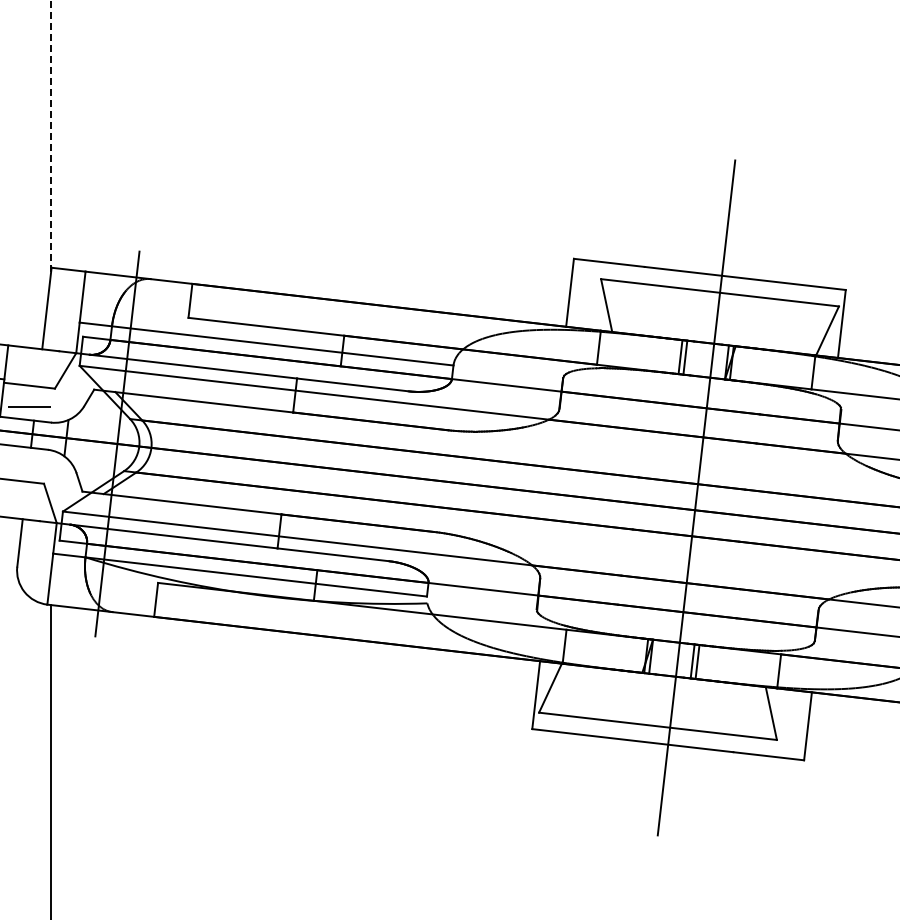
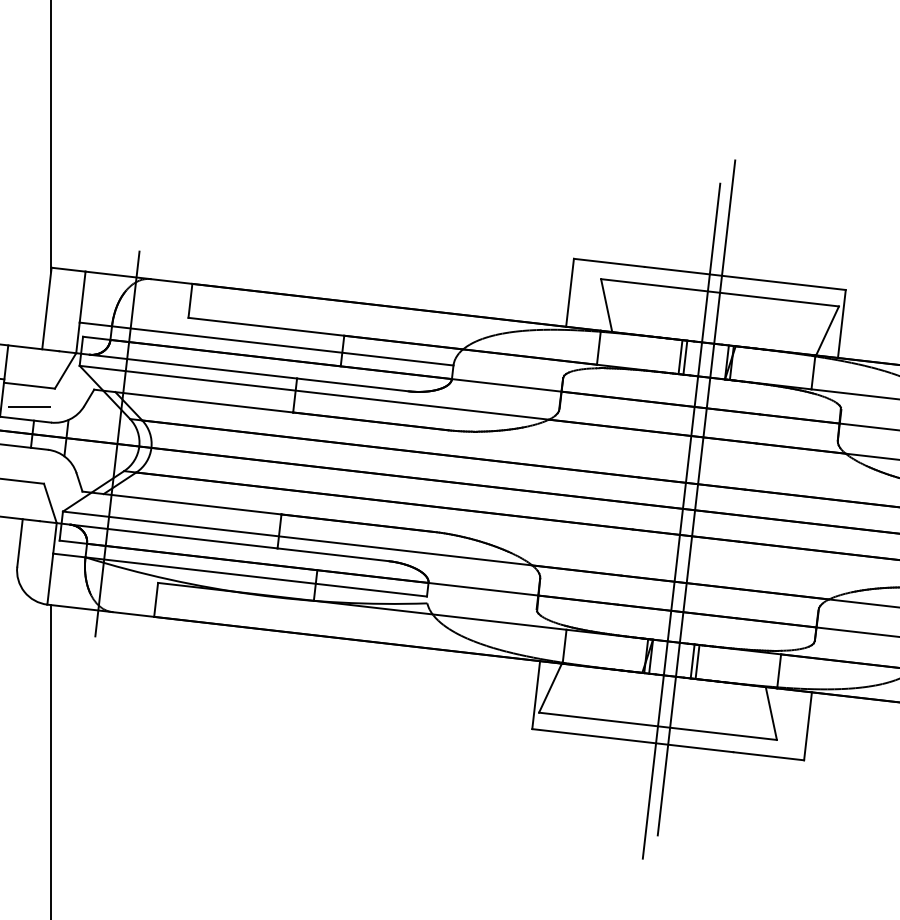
line: dashed -> solid (51, 135)
line: none -> present (681, 520)
